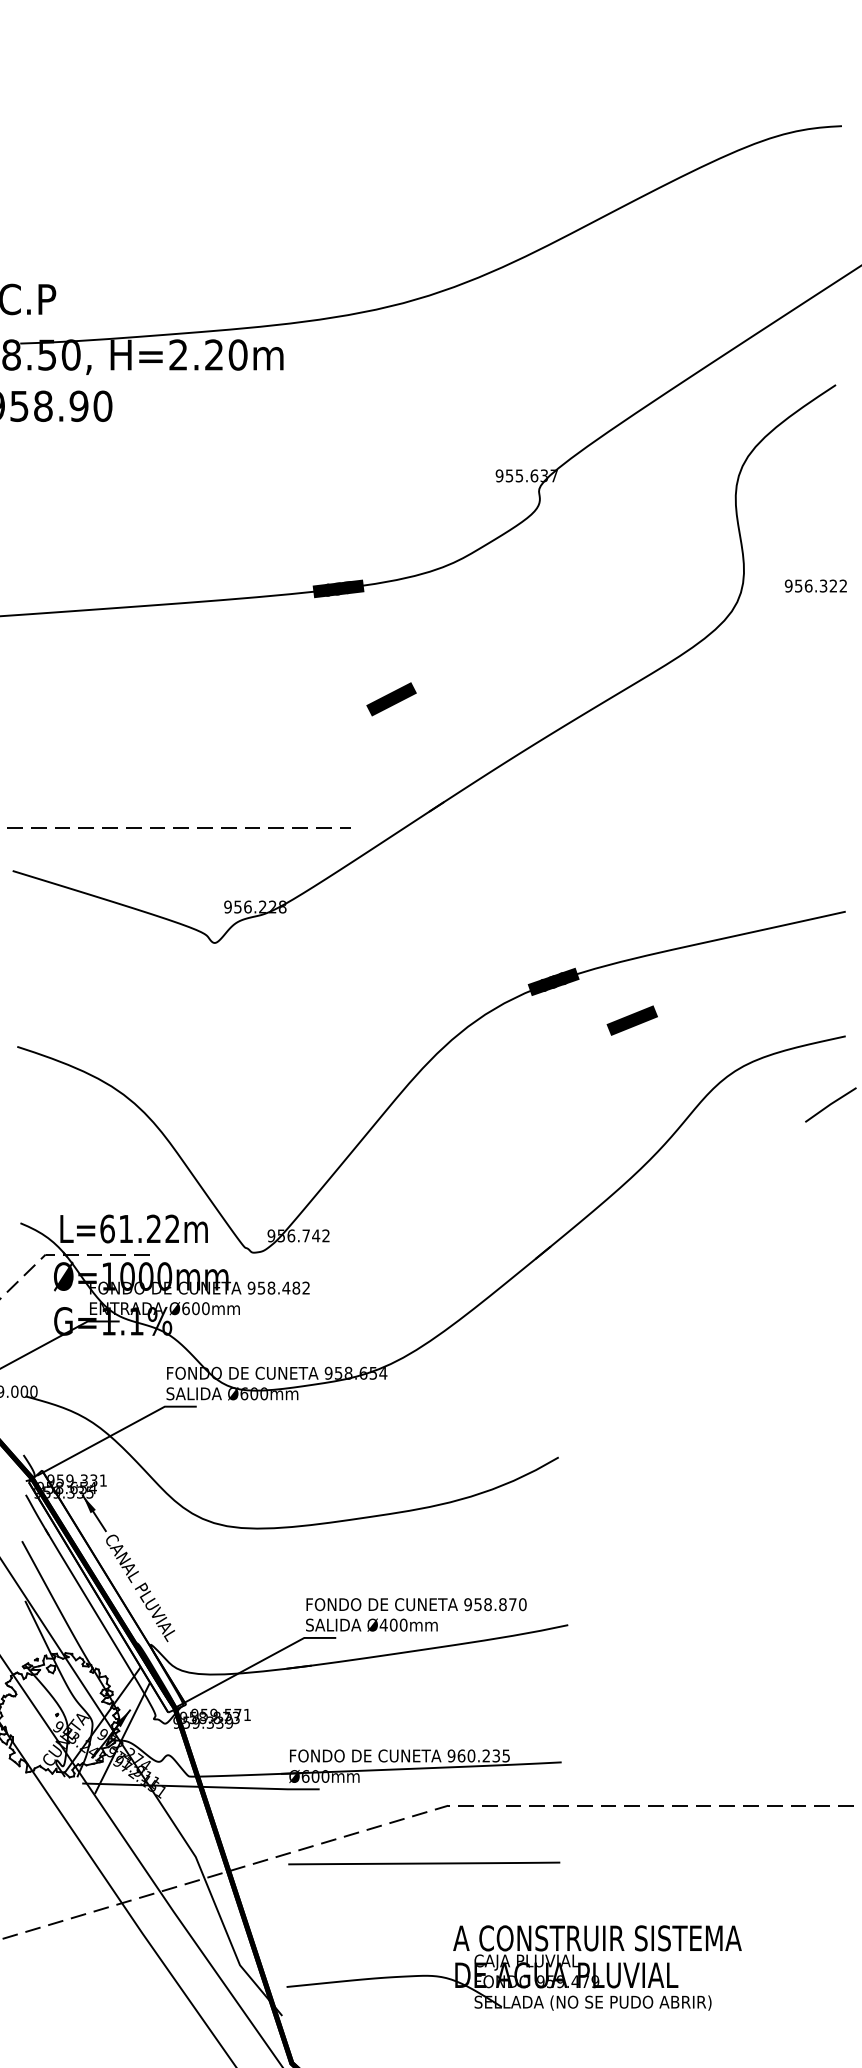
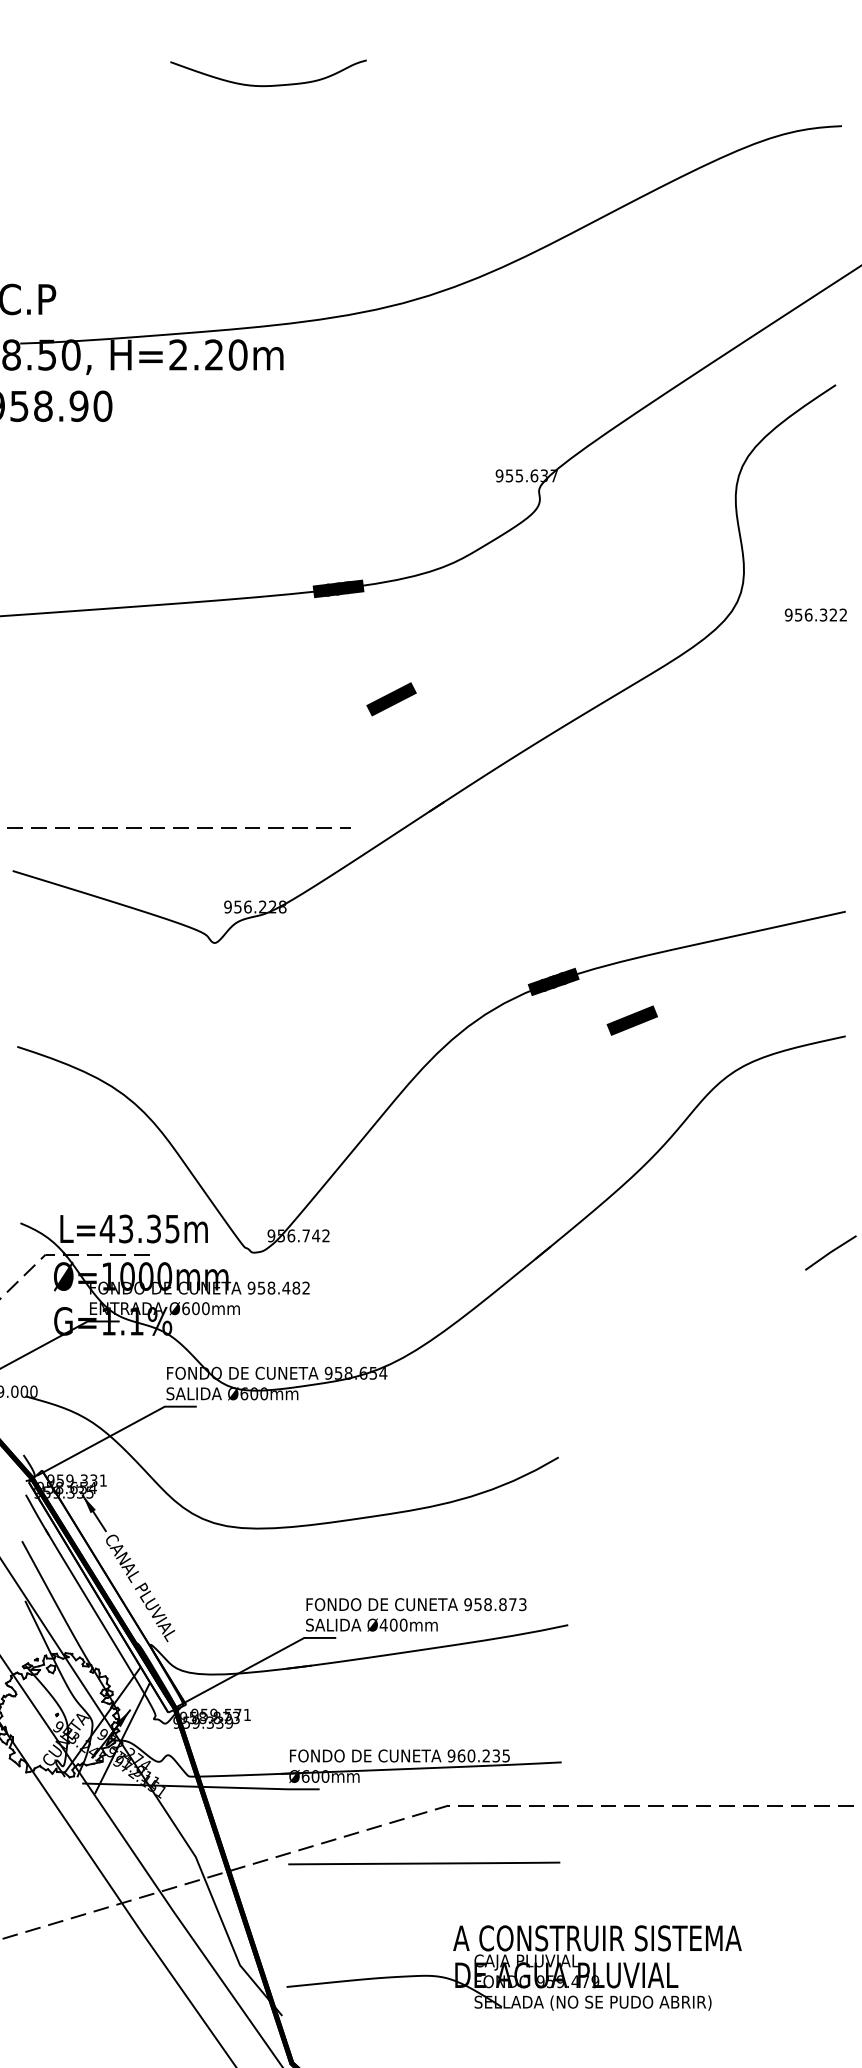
curve: none -> present (268, 85)
text position: (815, 585) -> (815, 614) (815, 614)
line position: (830, 1104) -> (830, 1252) (830, 1252)
text: L=61.22m -> L=43.35m (139, 1228)
text: 958.870 -> 958.873 (522, 1604)
